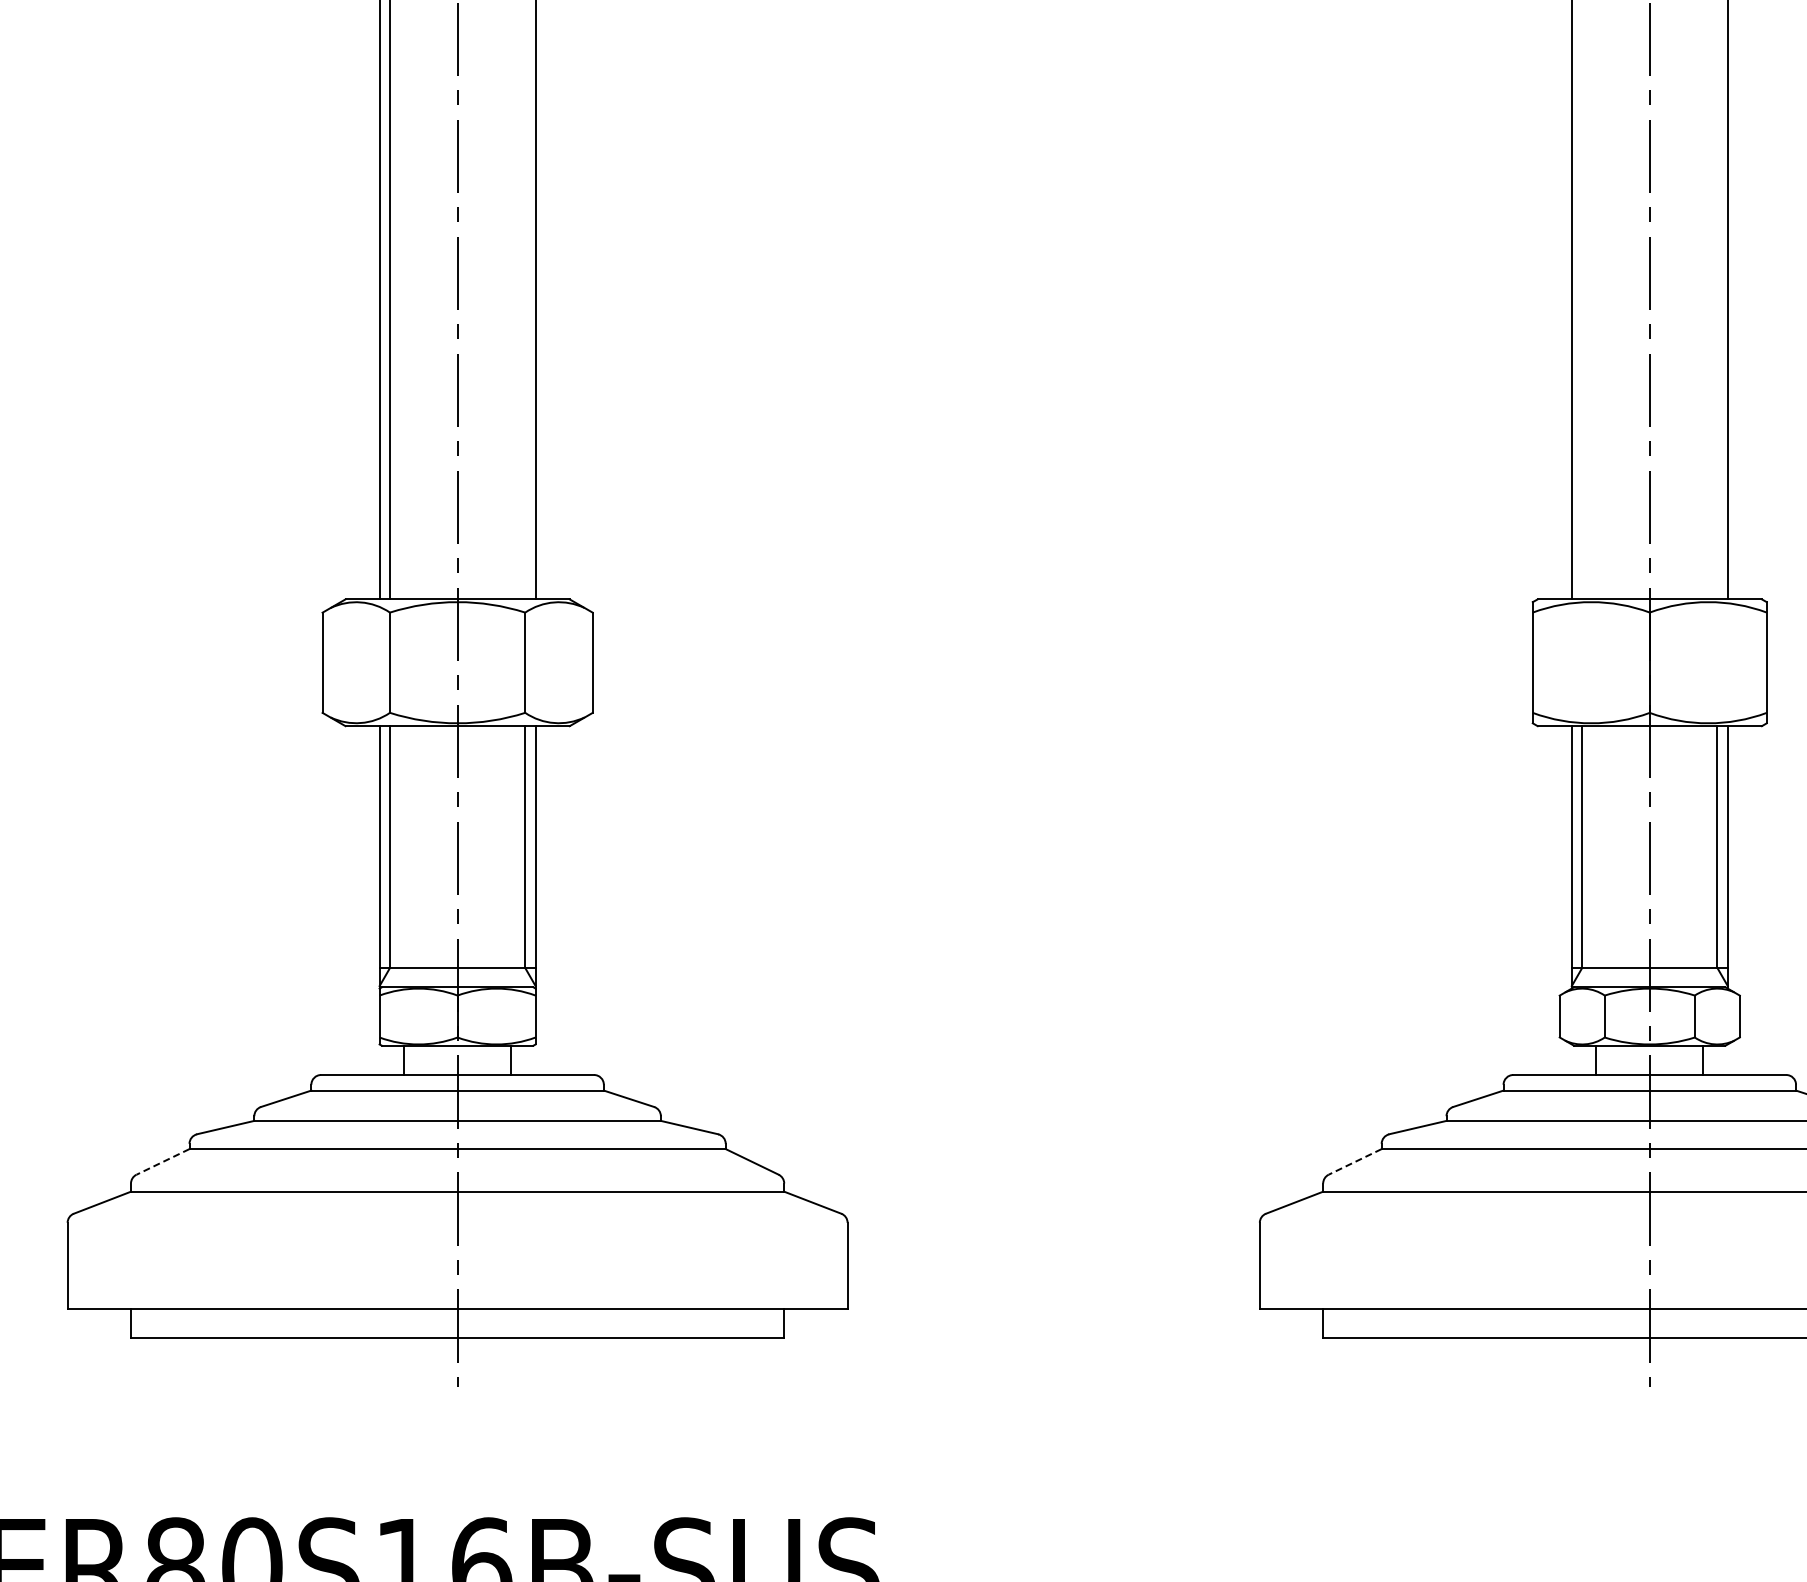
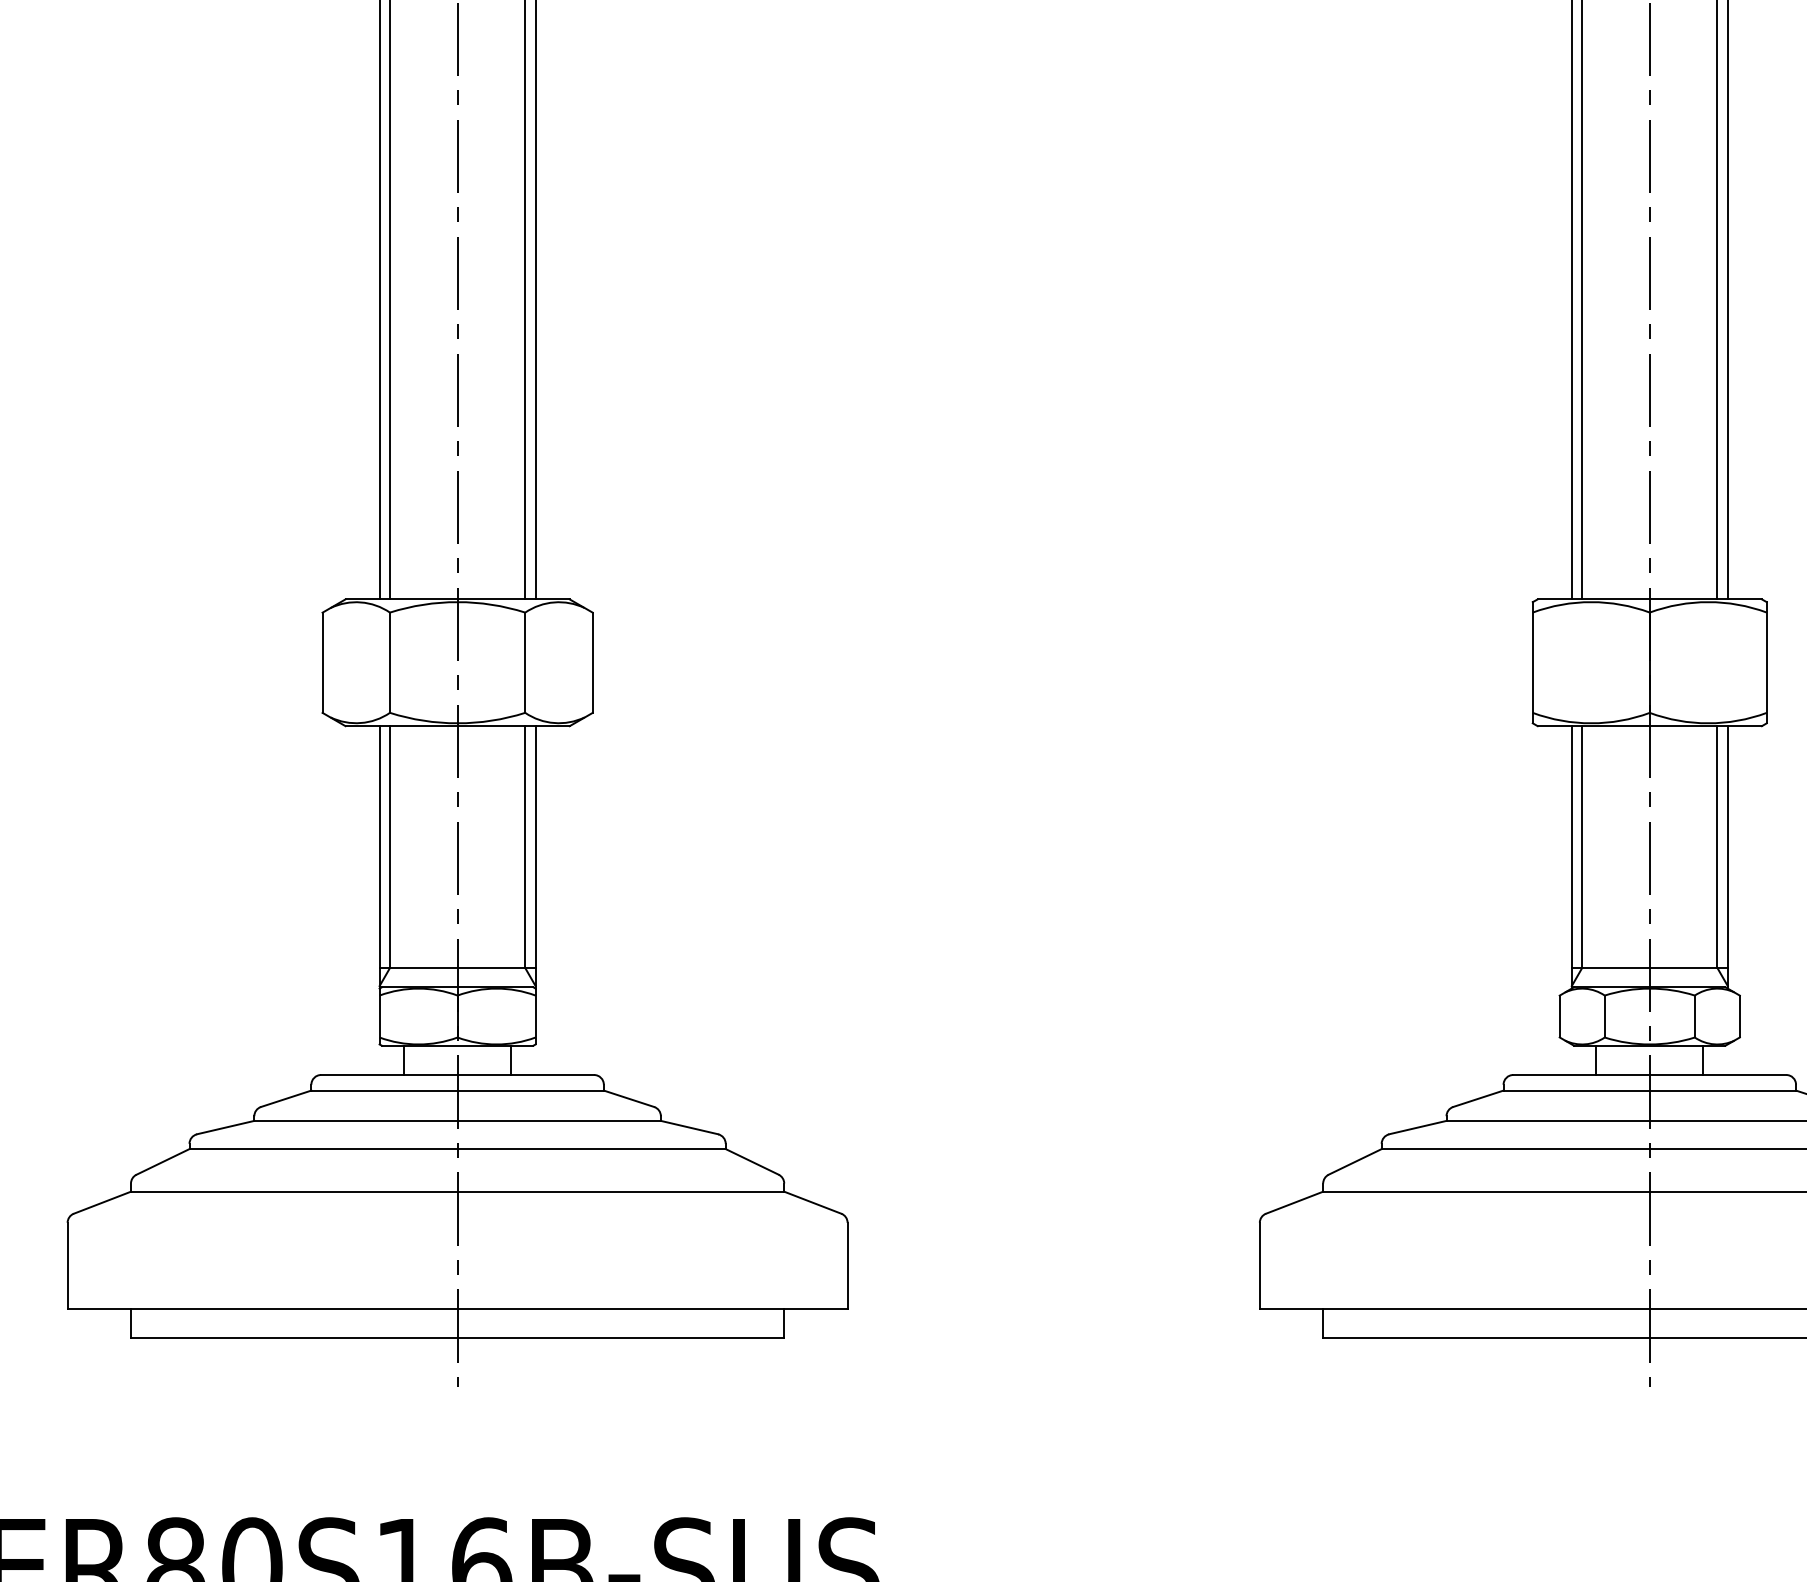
line: none -> present (525, 300)
line: none -> present (1582, 300)
line: none -> present (1717, 300)
line: dashed -> solid (162, 1162)
line: dashed -> solid (1354, 1162)
